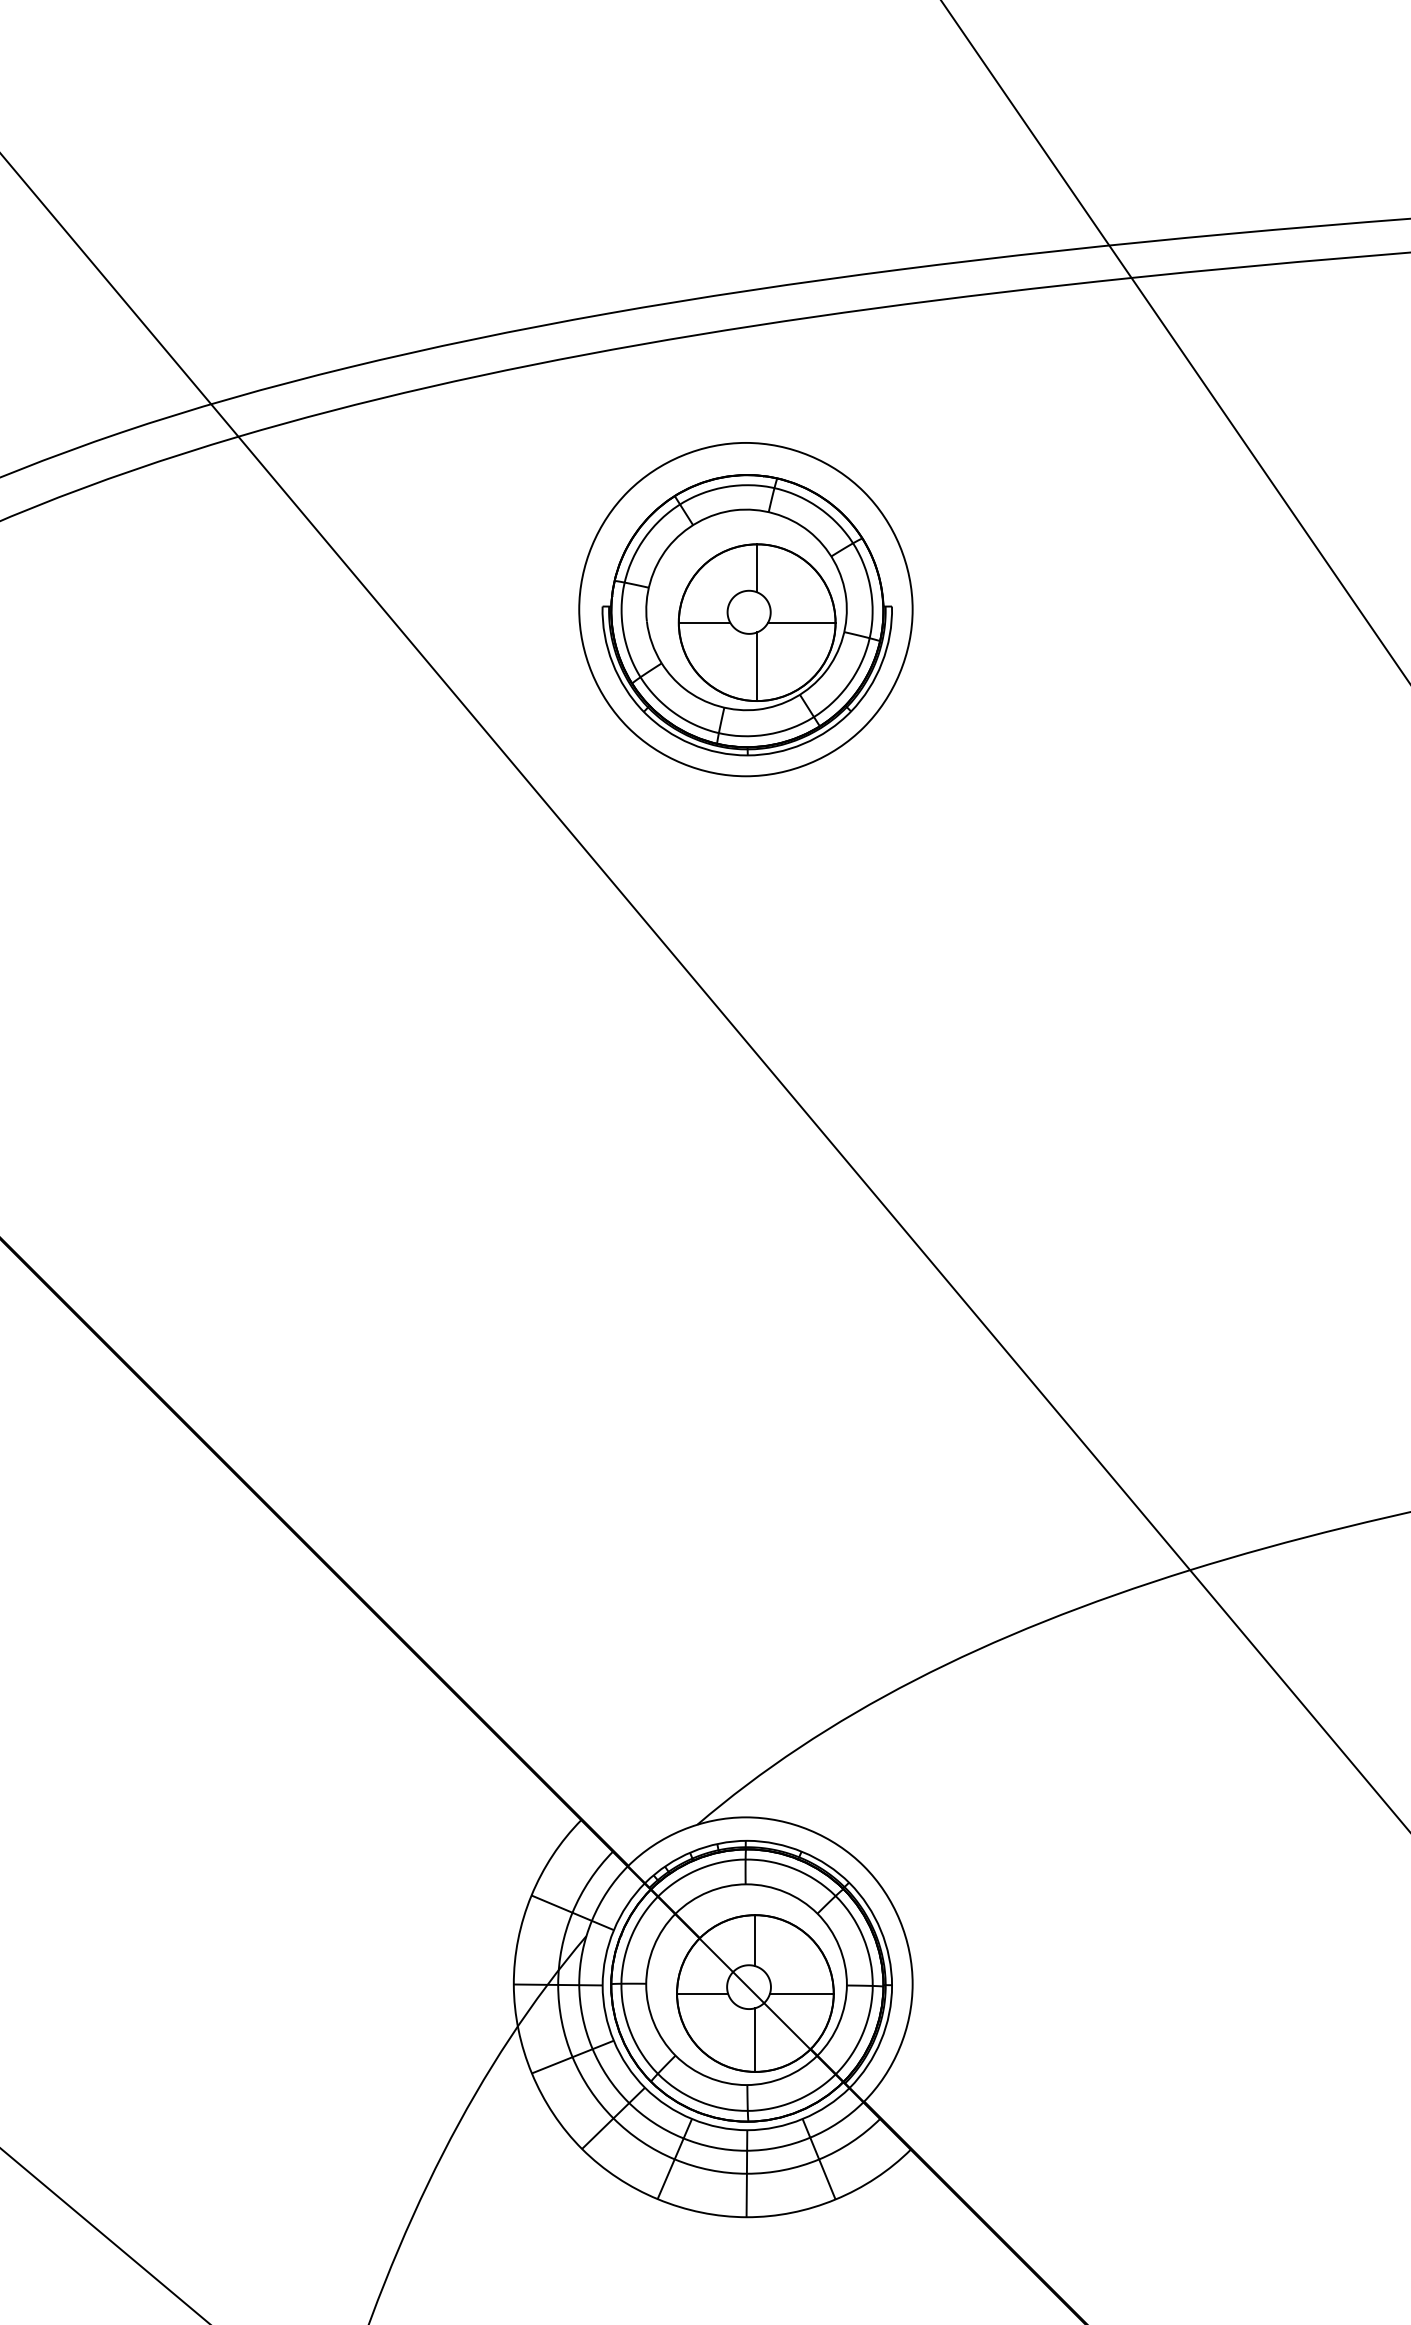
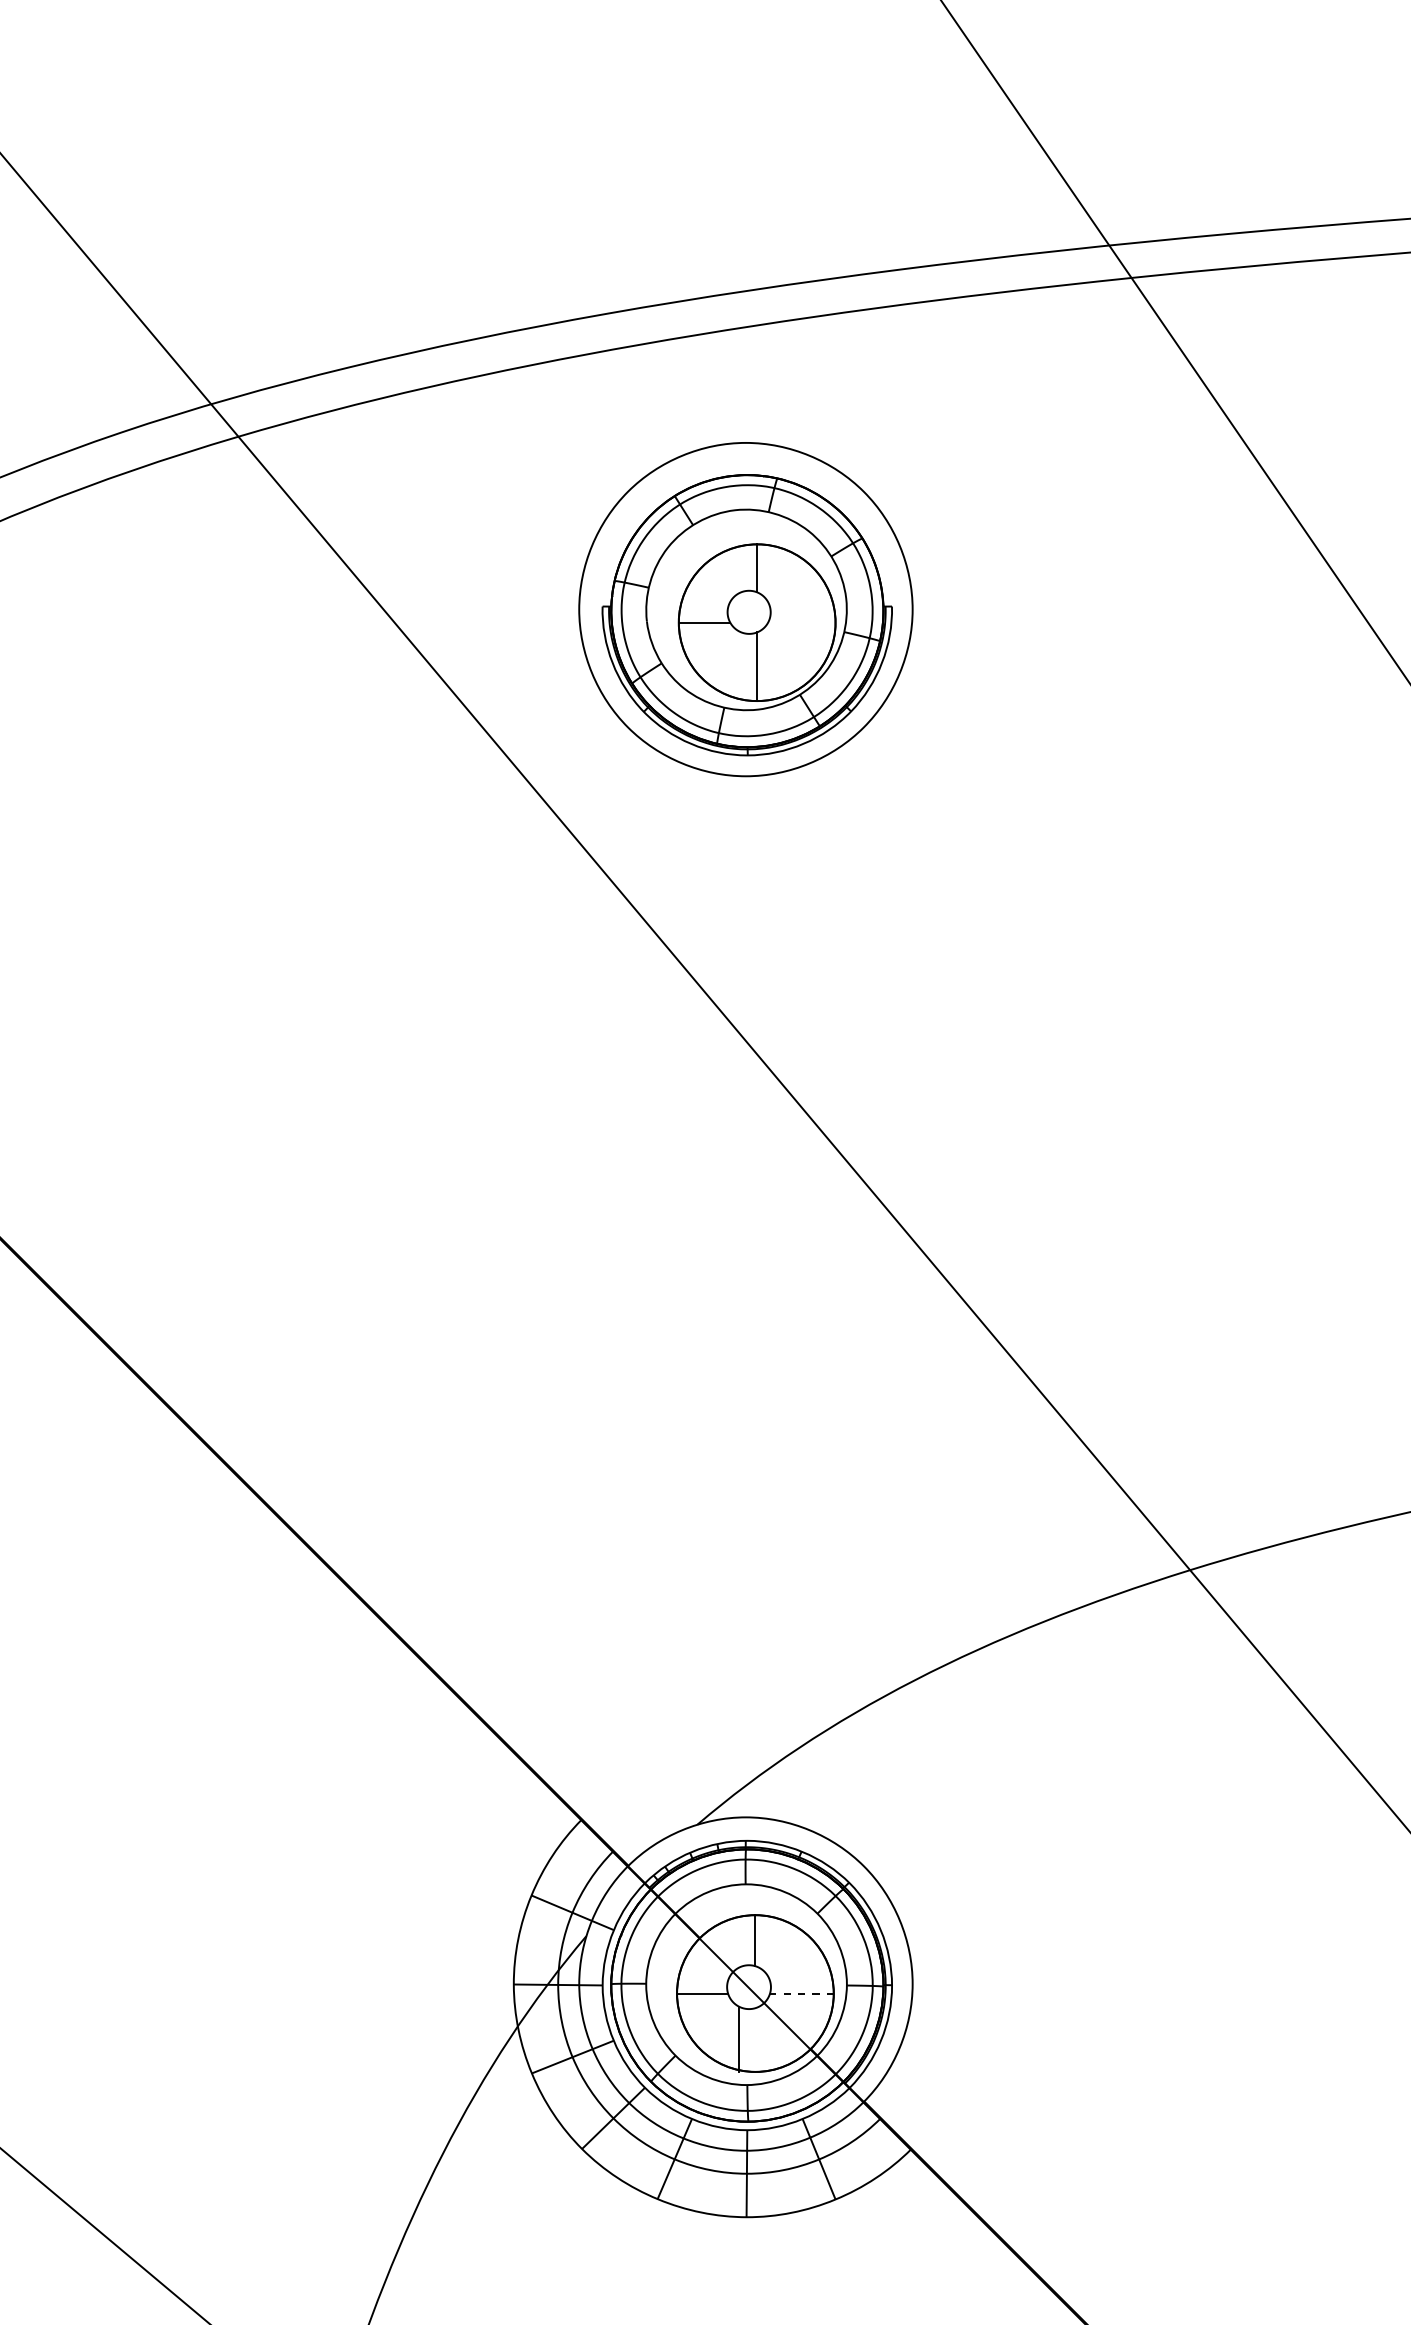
line: present -> none (801, 622)
line: solid -> dashed (801, 1993)
line position: (755, 2039) -> (739, 2039) (739, 2039)
